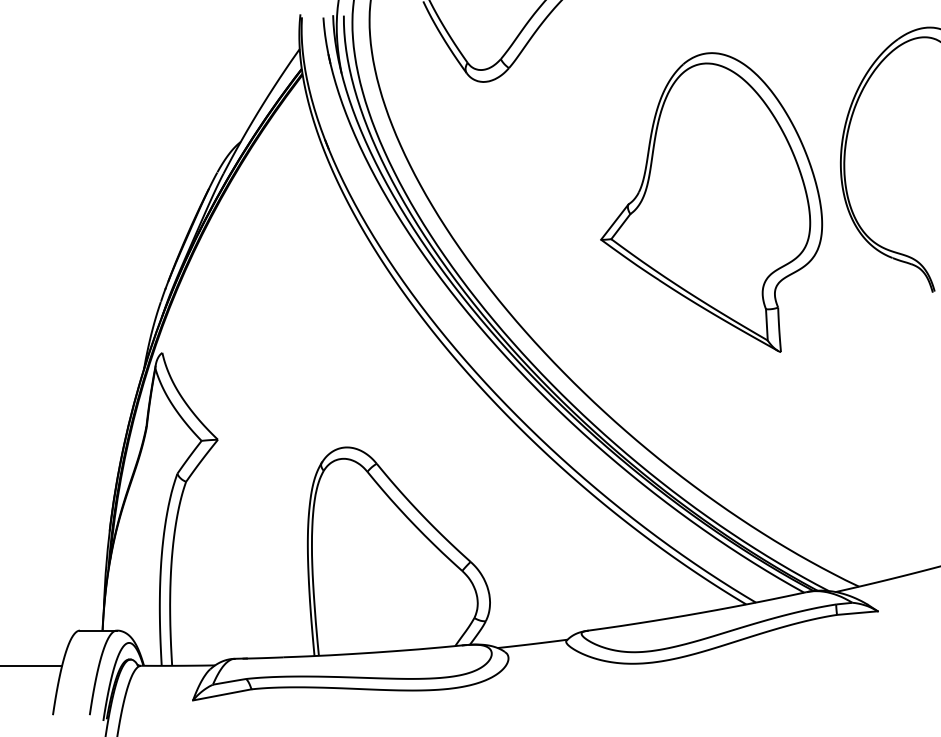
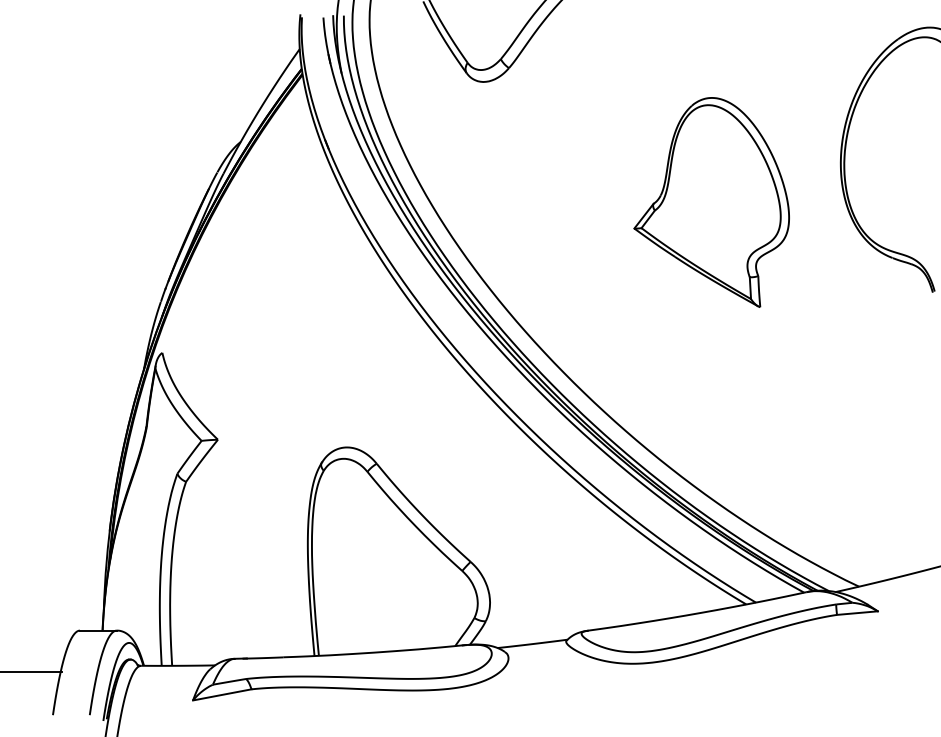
part size: 224x301 px -> 157x211 px (711, 202)
line position: (32, 665) -> (32, 671) (32, 671)
